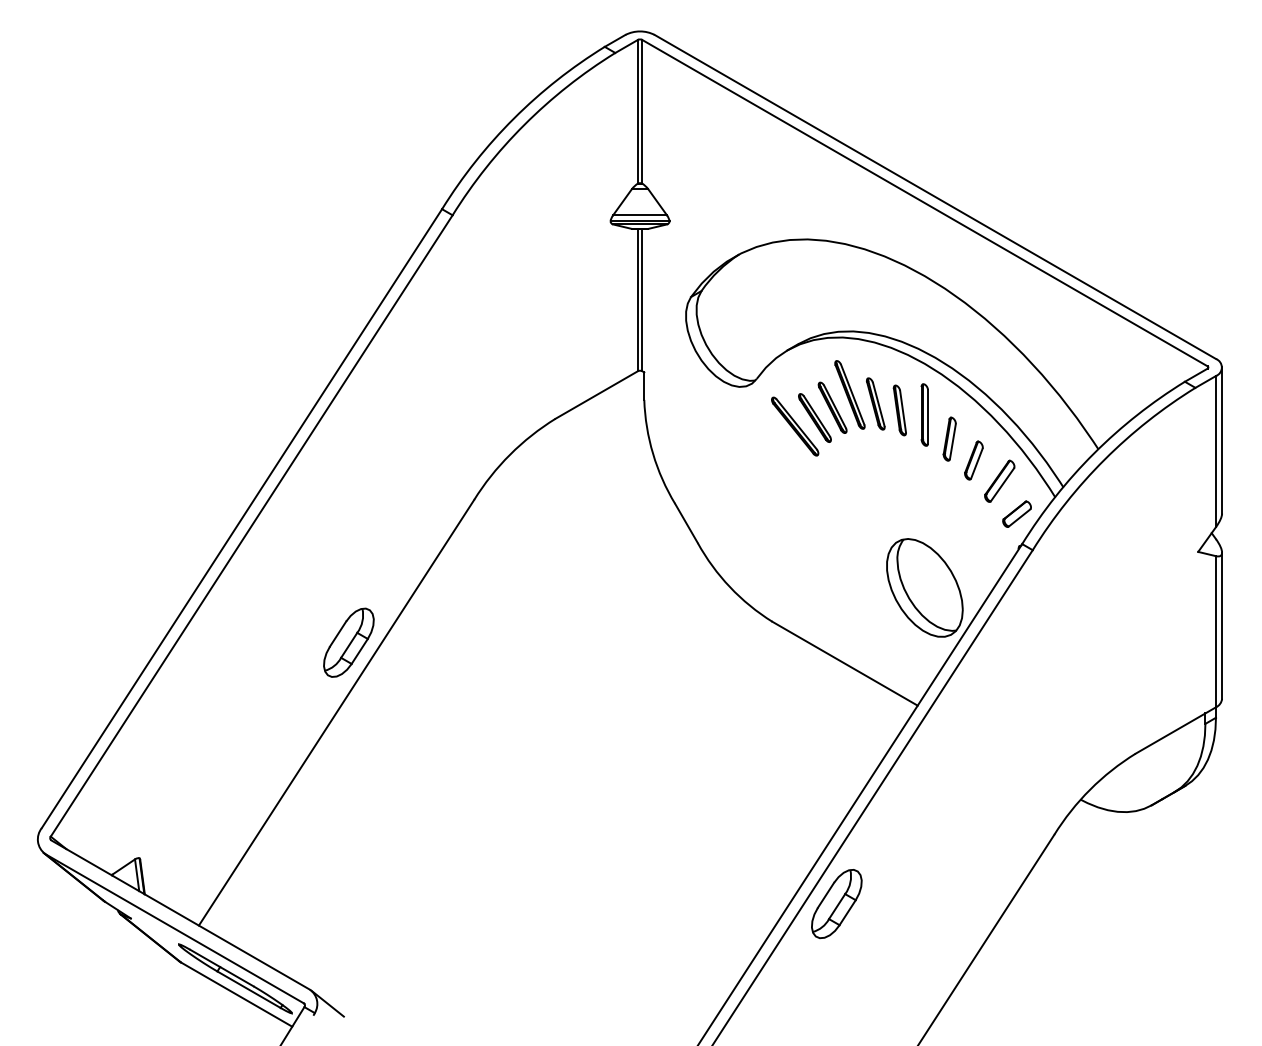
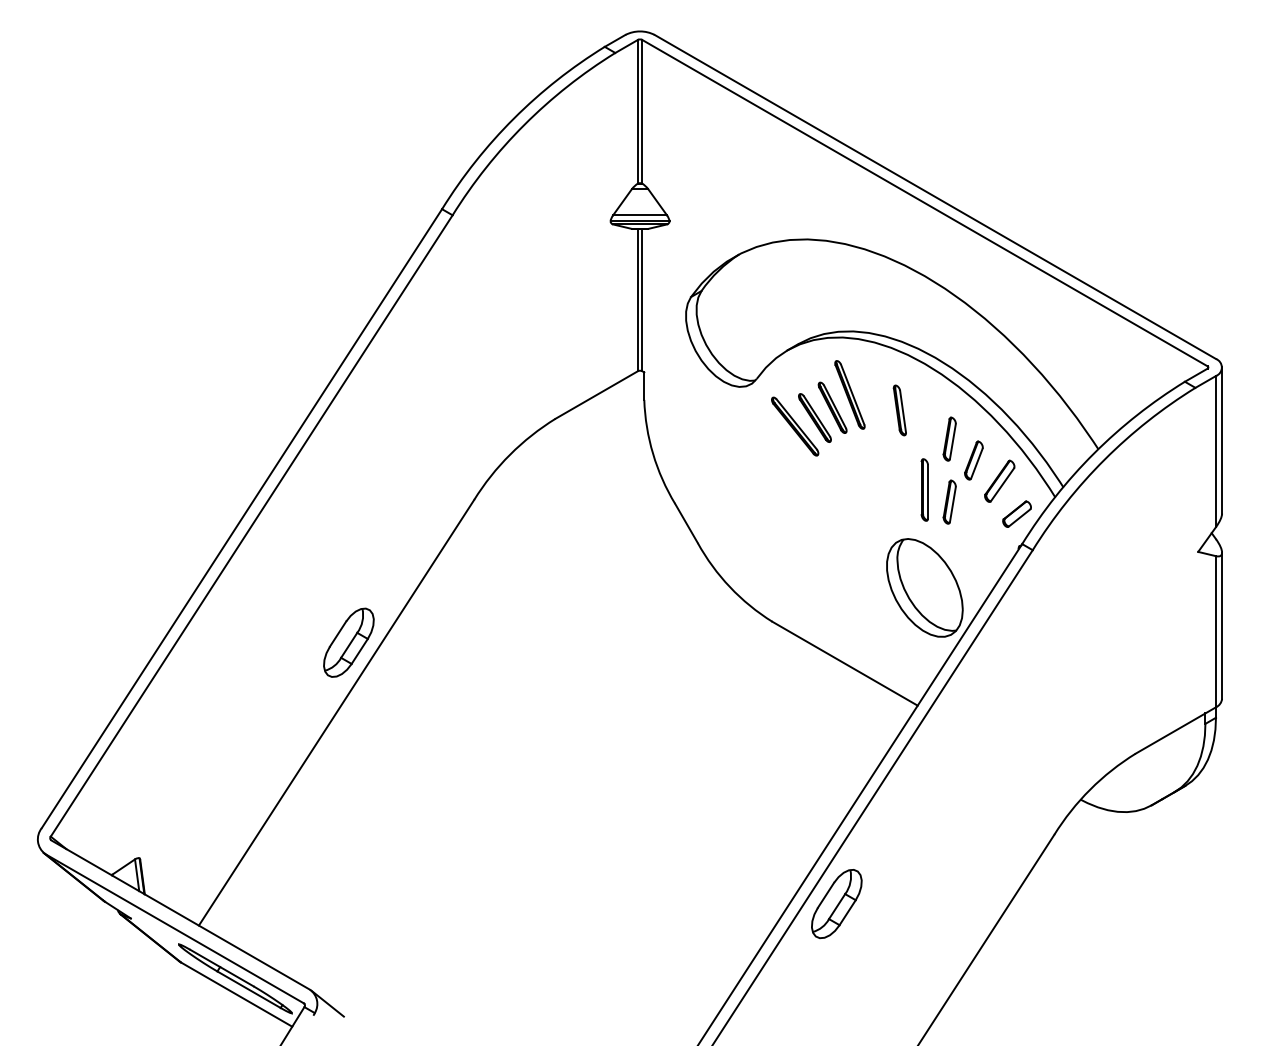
part: present -> none (875, 403)
part position: (924, 414) -> (924, 489) (924, 489)
part: none -> present (949, 501)
